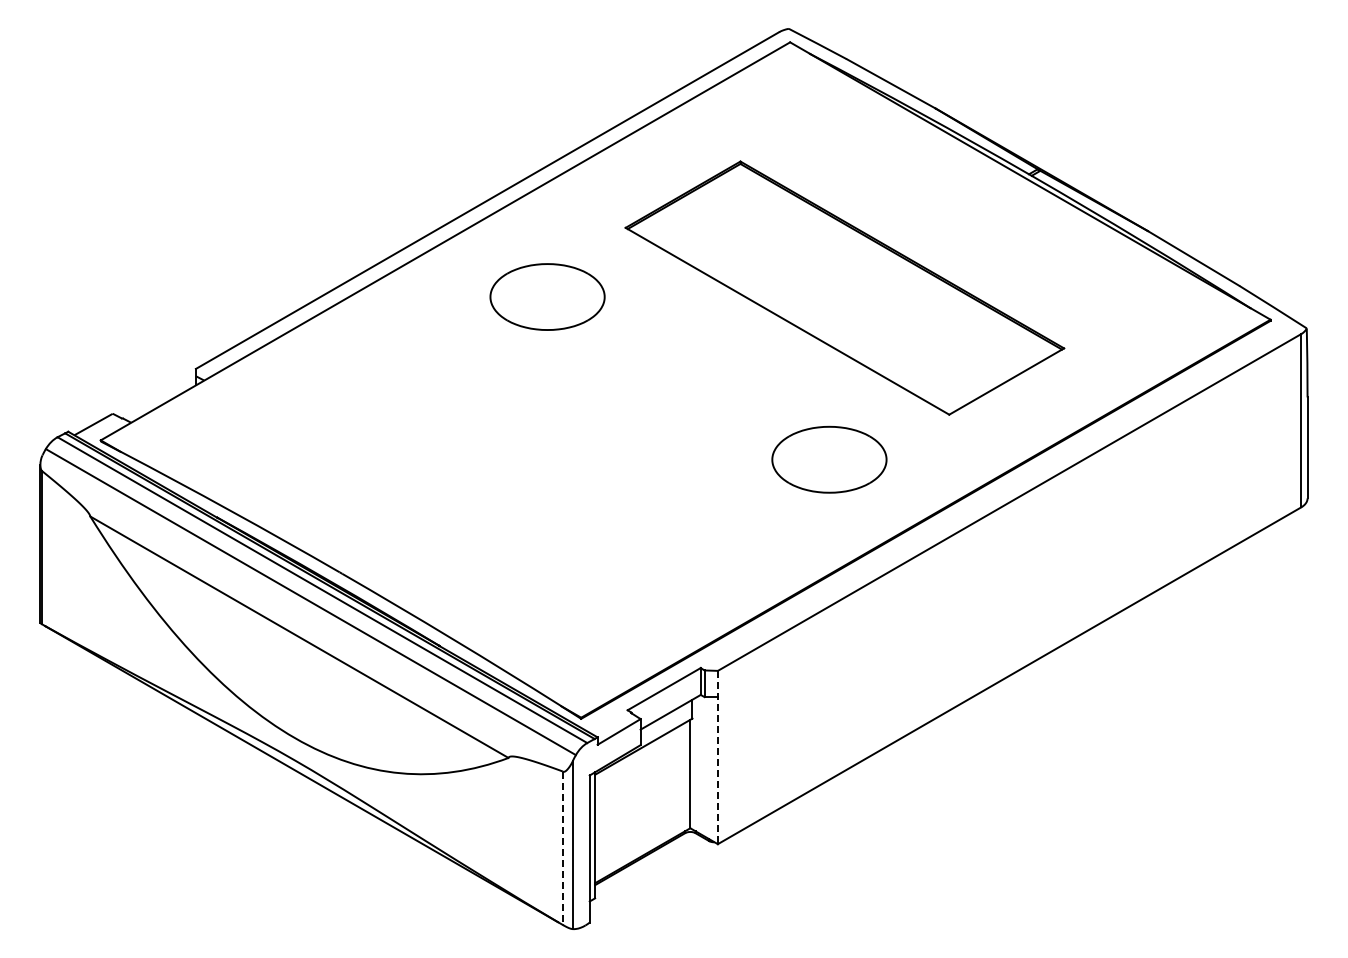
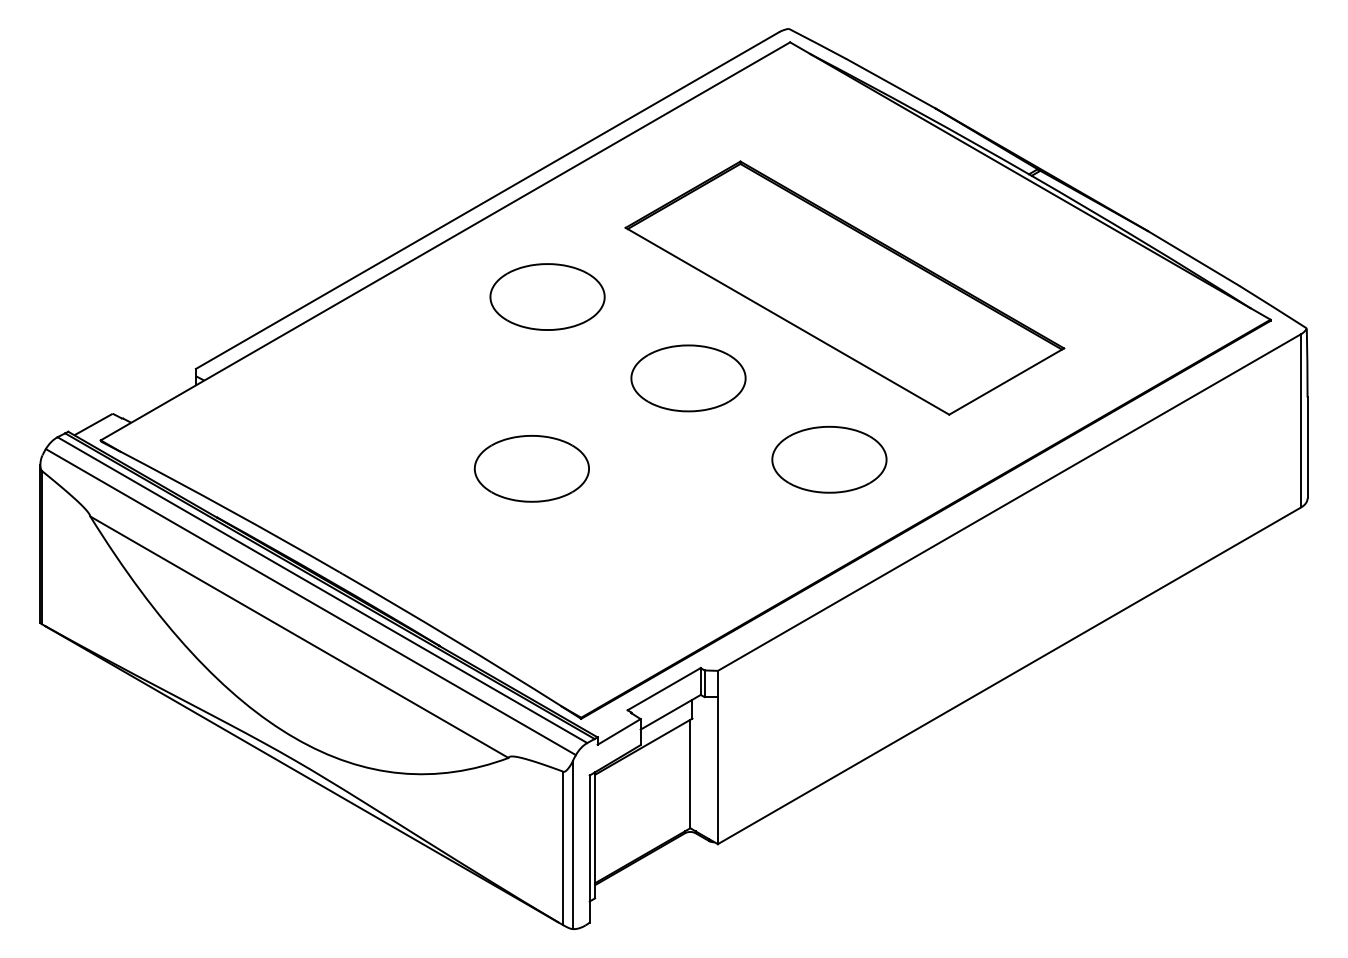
part: none -> present (688, 378)
part: none -> present (531, 468)
line: dashed -> solid (717, 757)
line: dashed -> solid (562, 848)
